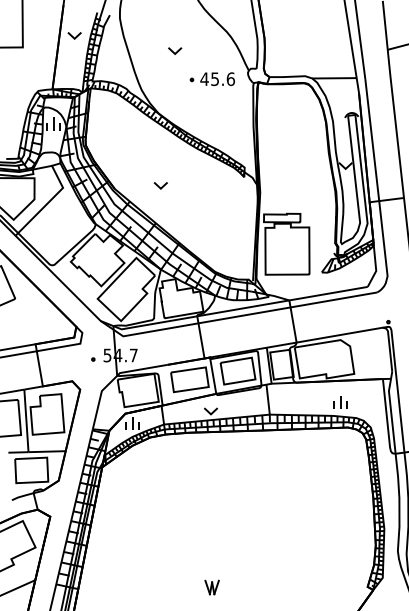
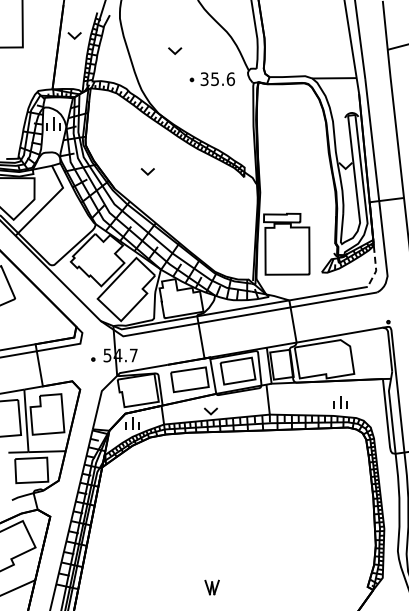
text: 45.6 -> 35.6 (204, 79)
part position: (160, 185) -> (147, 171) (147, 171)
line: solid -> dashed (375, 268)
